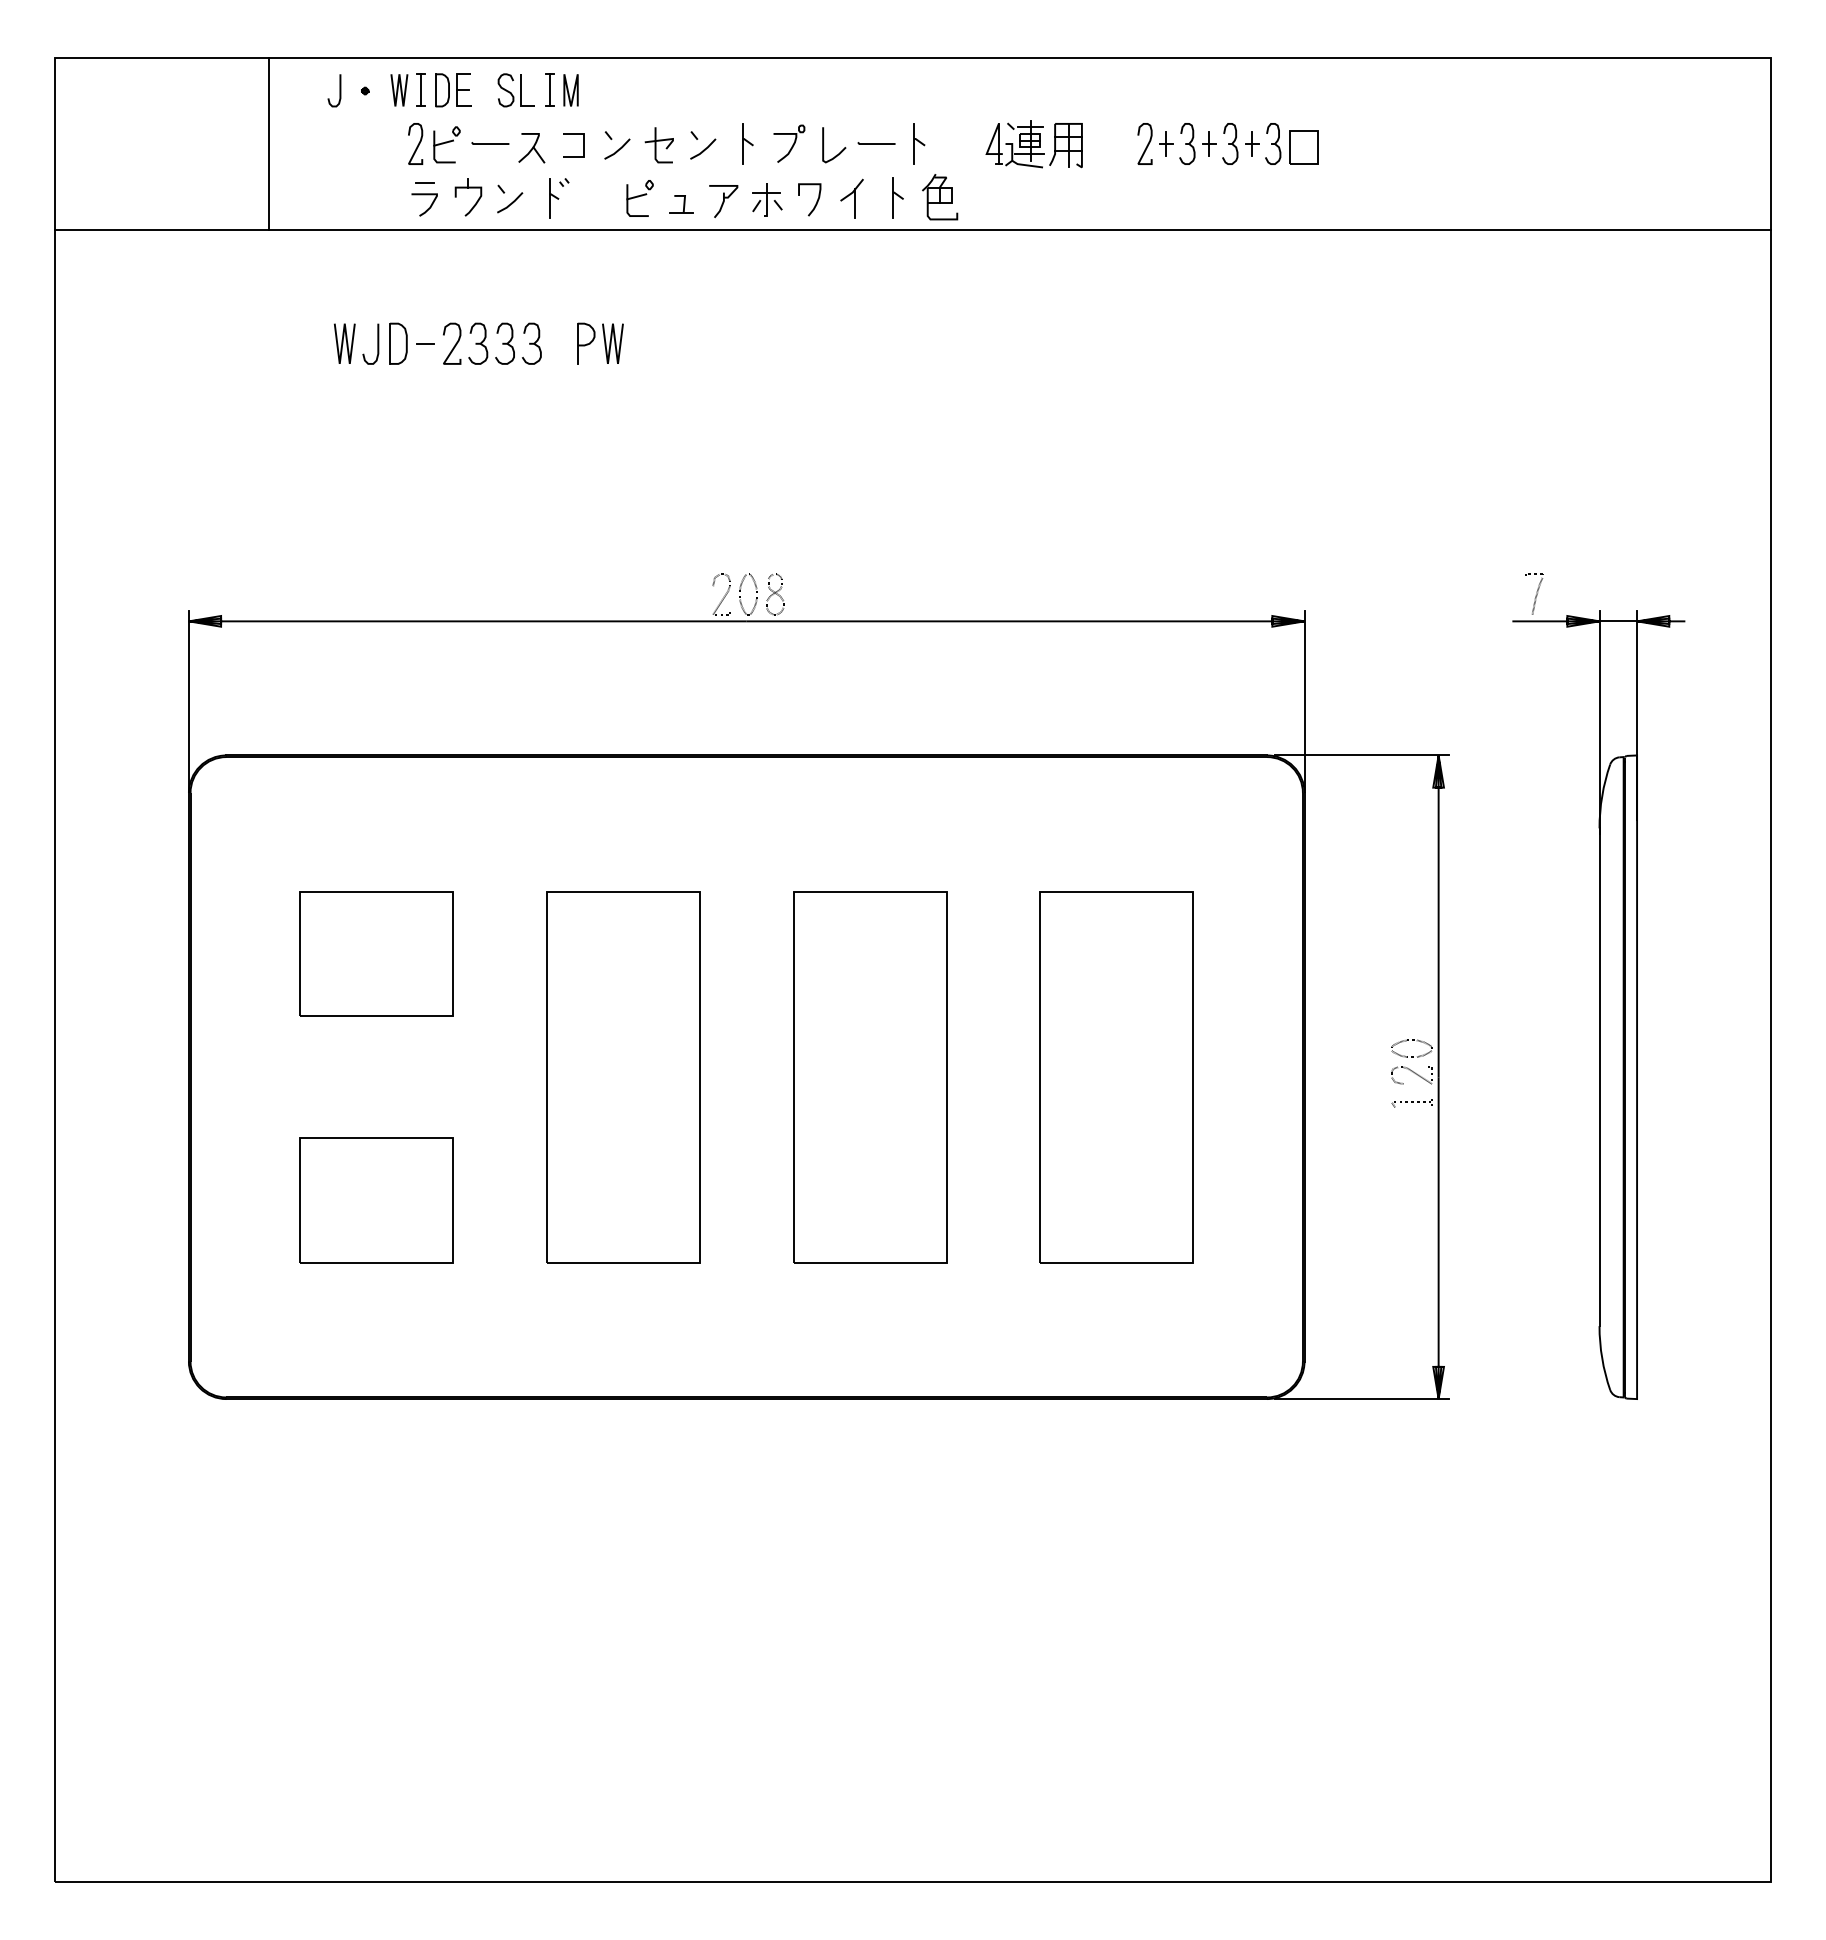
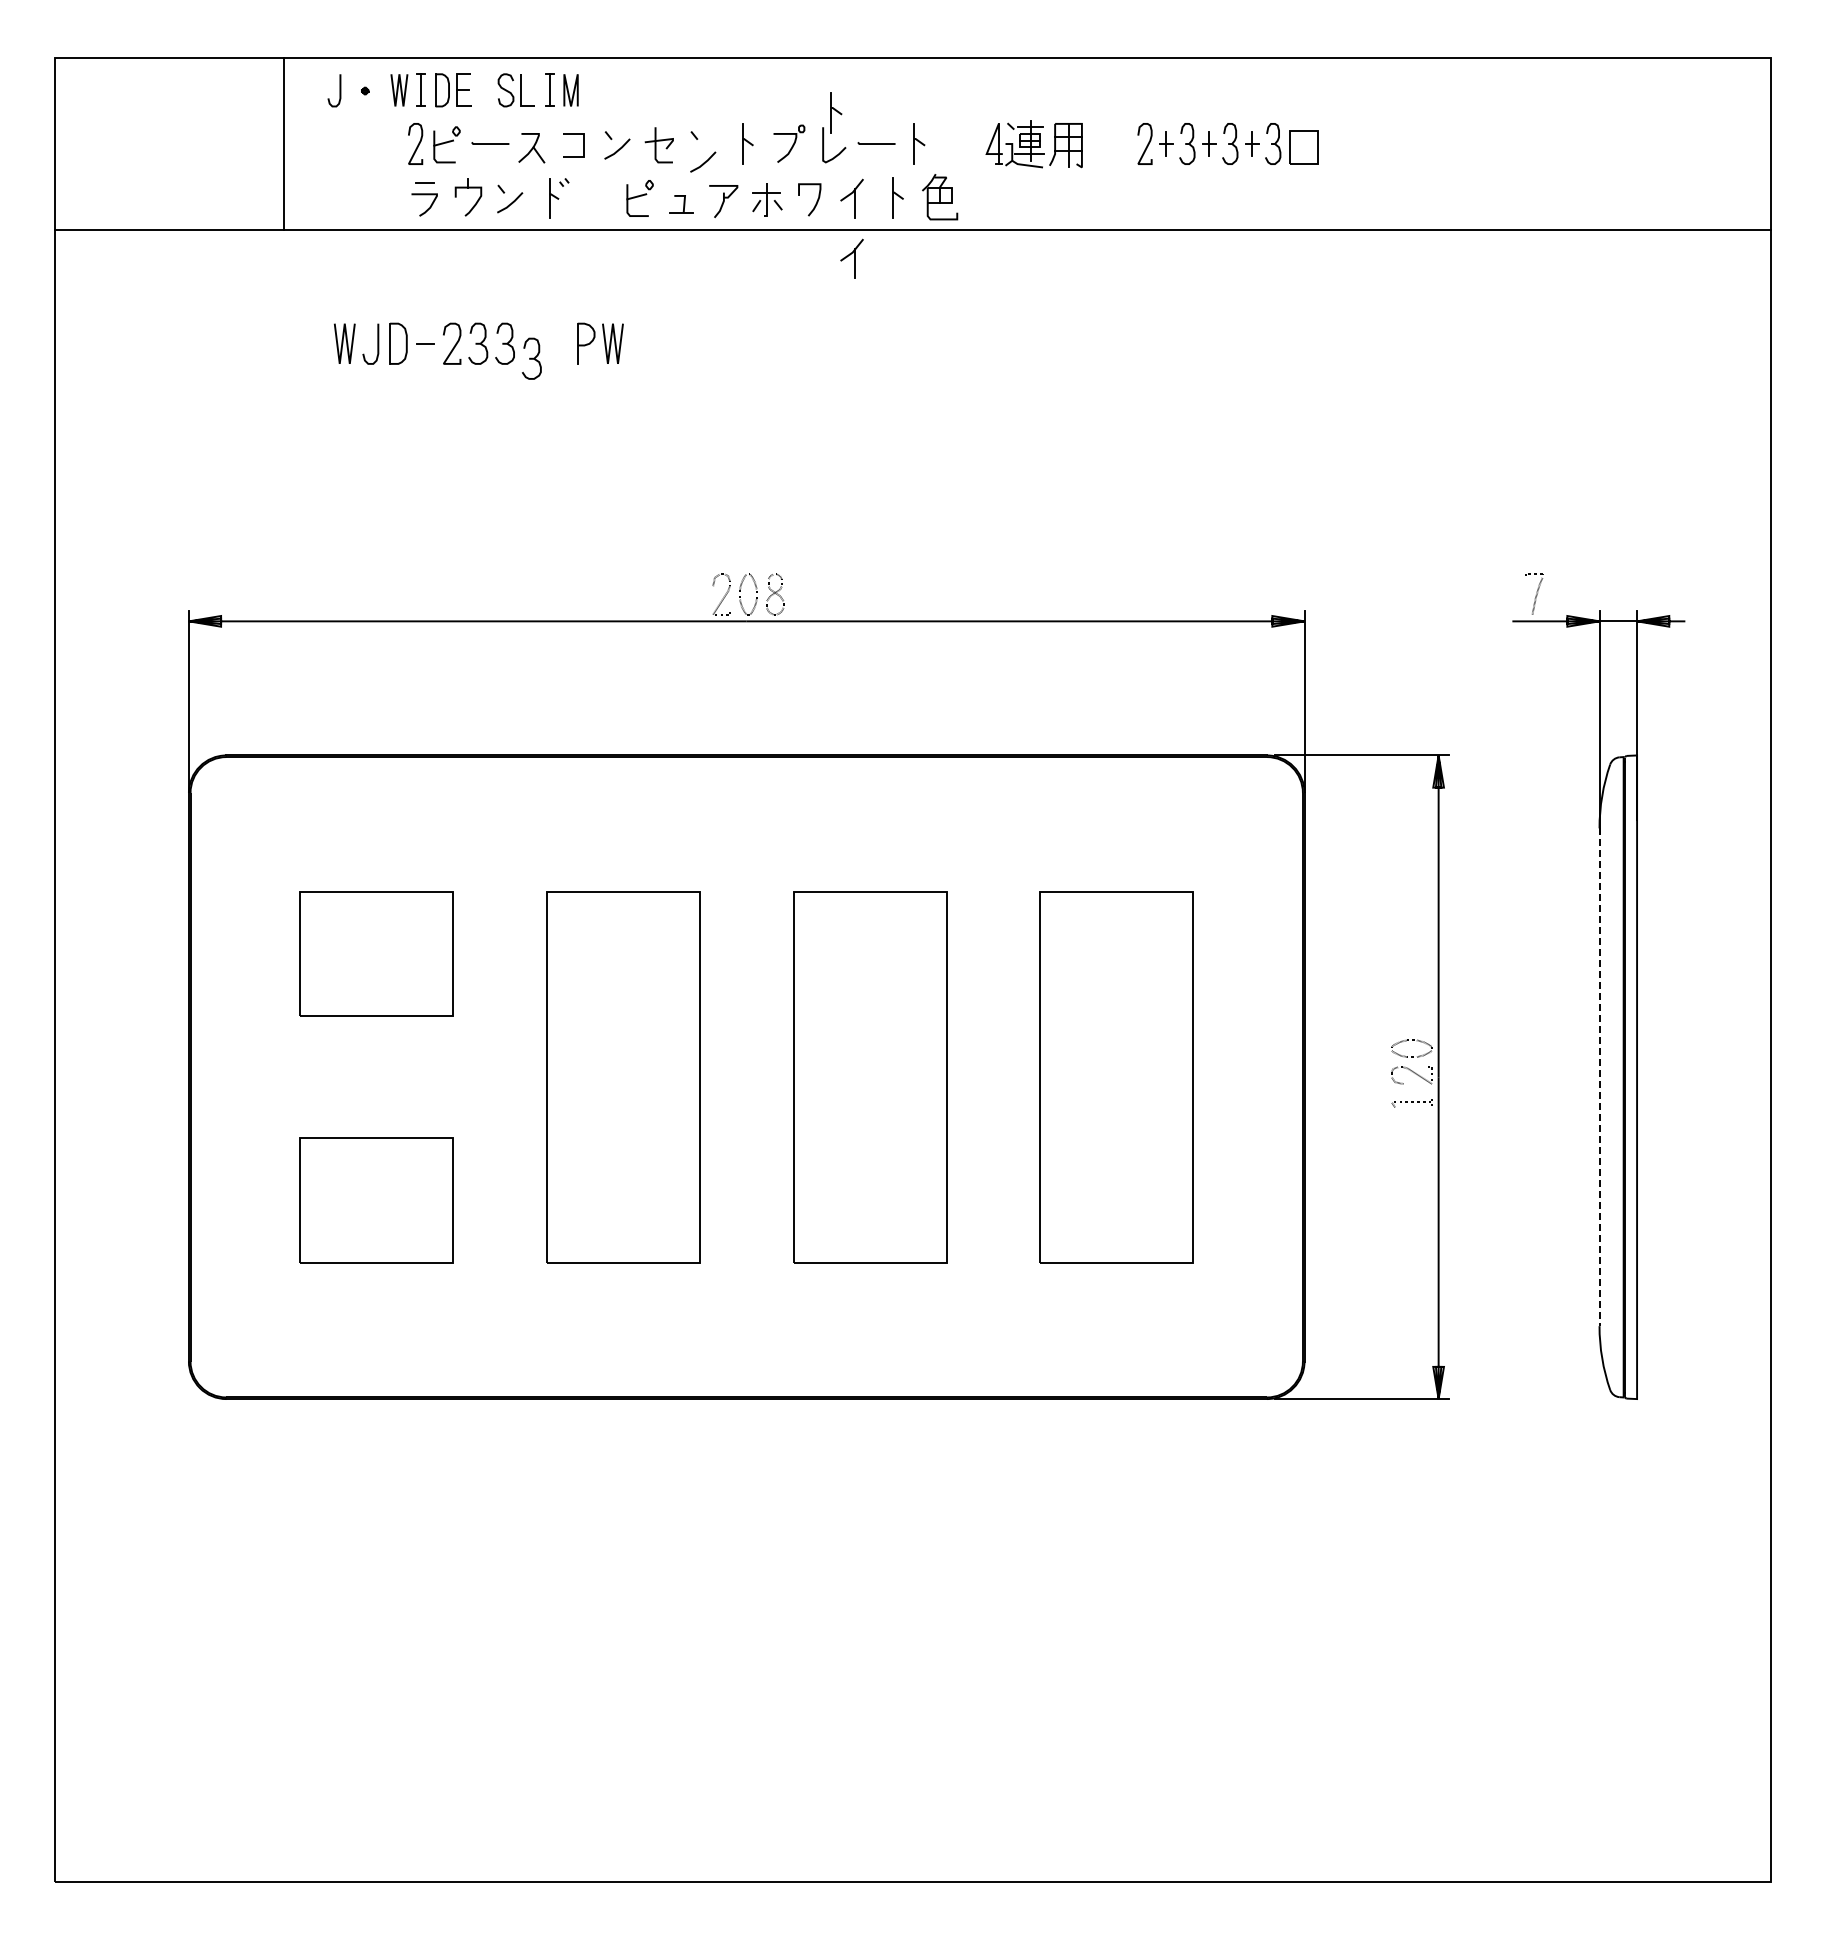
part: none -> present (836, 112)
line position: (269, 143) -> (284, 143) (284, 143)
line position: (704, 148) -> (704, 161) (704, 161)
part: none -> present (851, 258)
part position: (531, 343) -> (531, 358) (531, 358)
line: solid -> dashed (1599, 1077)
